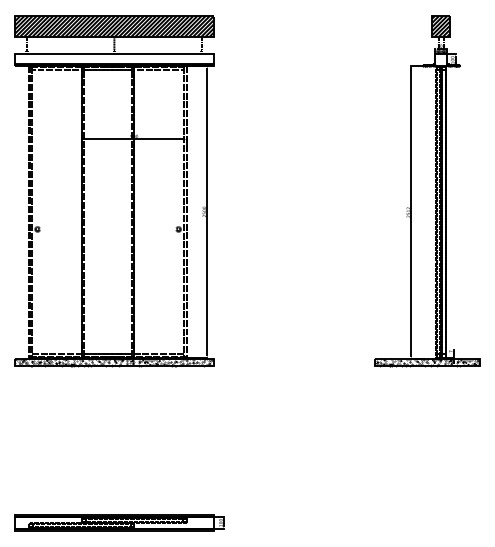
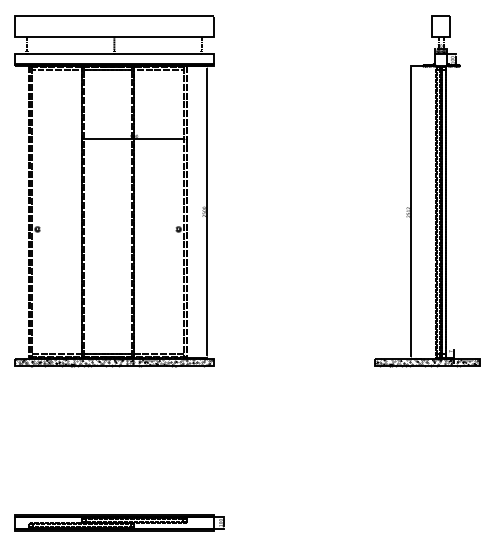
hatch: present -> none (114, 26)
hatch: present -> none (441, 26)
